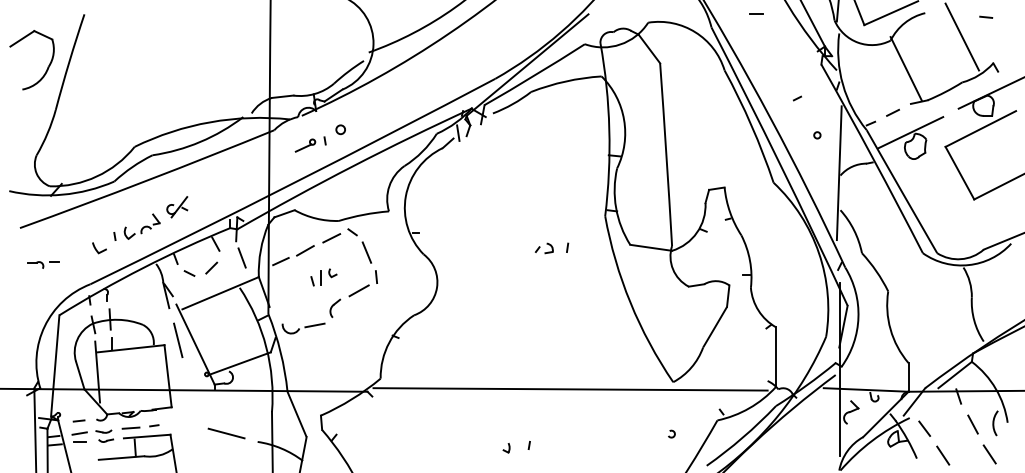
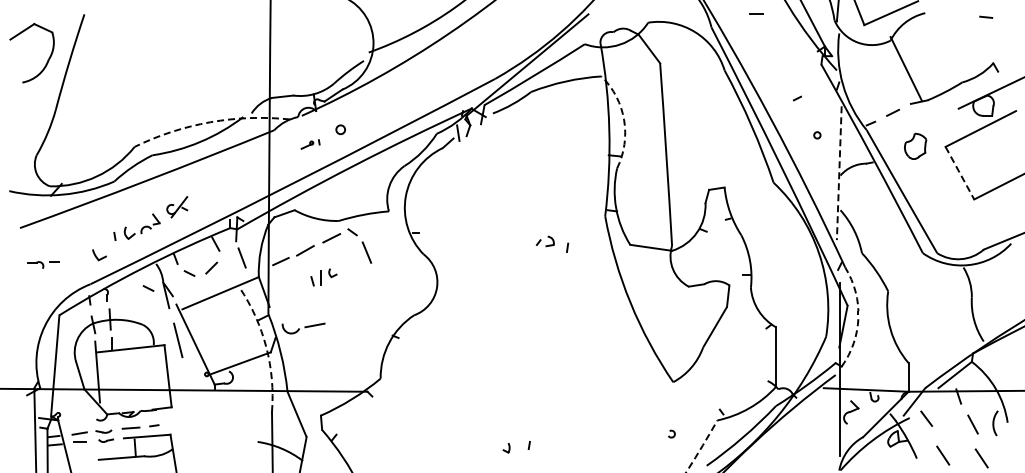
line: present -> none (962, 36)
part position: (47, 66) -> (47, 59) (47, 59)
arc: solid -> dashed (624, 119)
arc: solid -> dashed (210, 122)
line: present -> none (910, 132)
part size: 33x17 px -> 21x11 px (310, 144)
line: solid -> dashed (839, 173)
line: solid -> dashed (959, 173)
part position: (99, 248) -> (99, 255) (99, 255)
part position: (543, 248) -> (544, 241) (544, 241)
line: none -> present (148, 288)
part: present -> none (353, 293)
arc: solid -> dashed (858, 317)
arc: solid -> dashed (266, 347)
line: present -> none (570, 389)
line: present -> none (78, 420)
line position: (924, 428) -> (926, 418) (926, 418)
line: present -> none (226, 433)
arc: solid -> dashed (702, 446)
line position: (989, 454) -> (981, 458) (981, 458)
